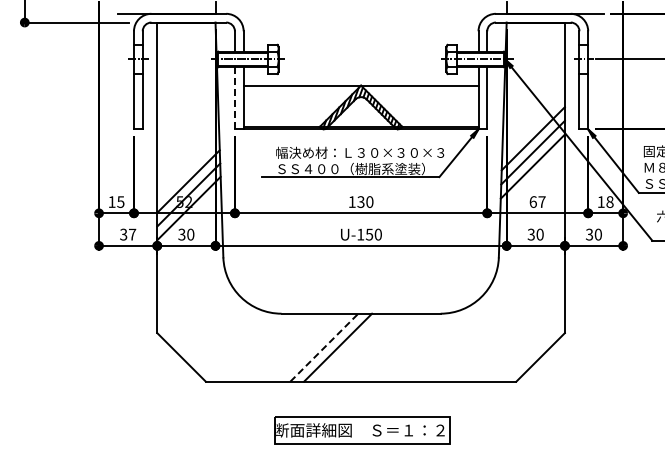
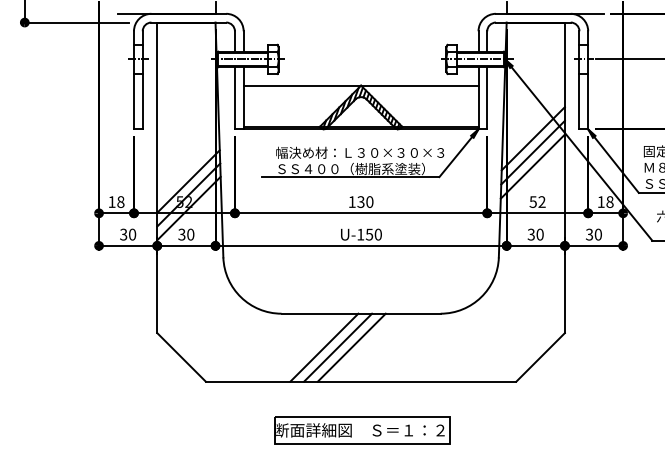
line: dashed -> solid (234, 98)
text: 15 -> 18 (120, 201)
text: 67 -> 52 (537, 201)
text: 37 -> 30 (132, 234)
line: dashed -> solid (324, 347)
line: none -> present (351, 347)
